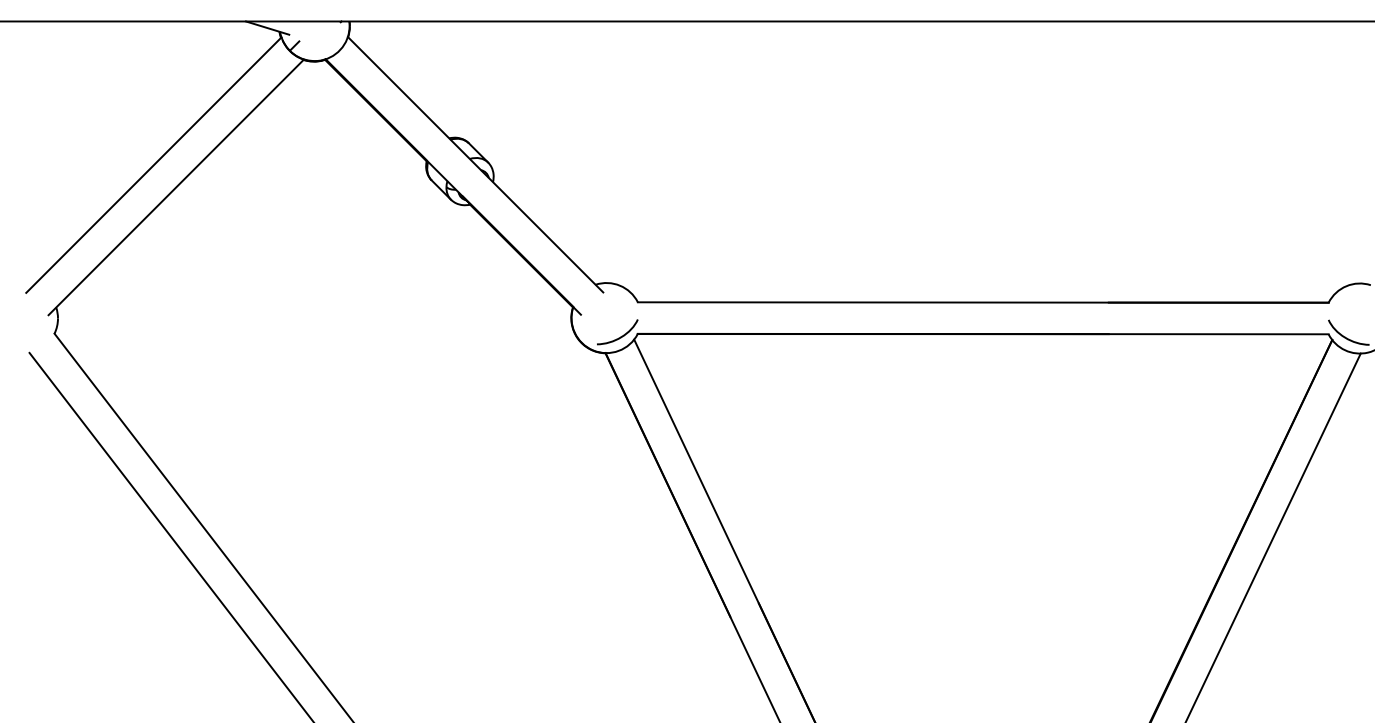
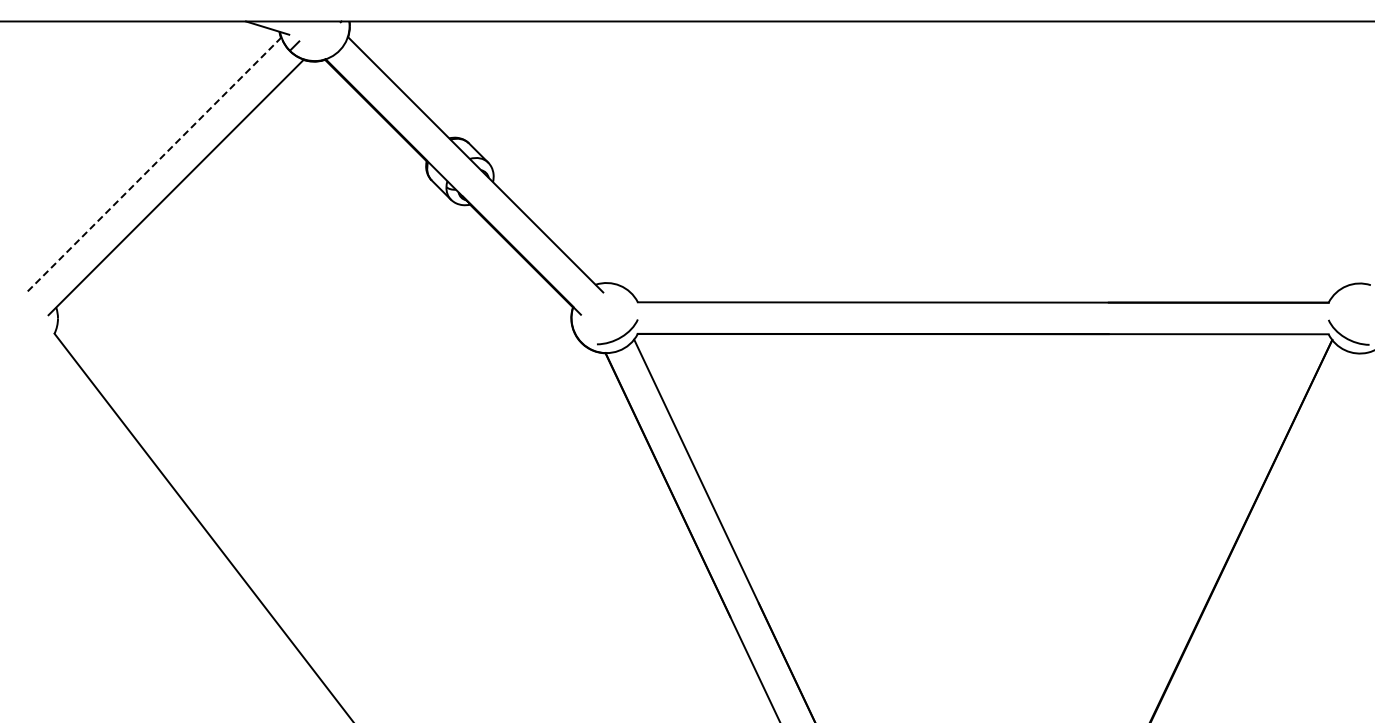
line: solid -> dashed (153, 165)
line: present -> none (170, 535)
line: present -> none (1273, 536)
